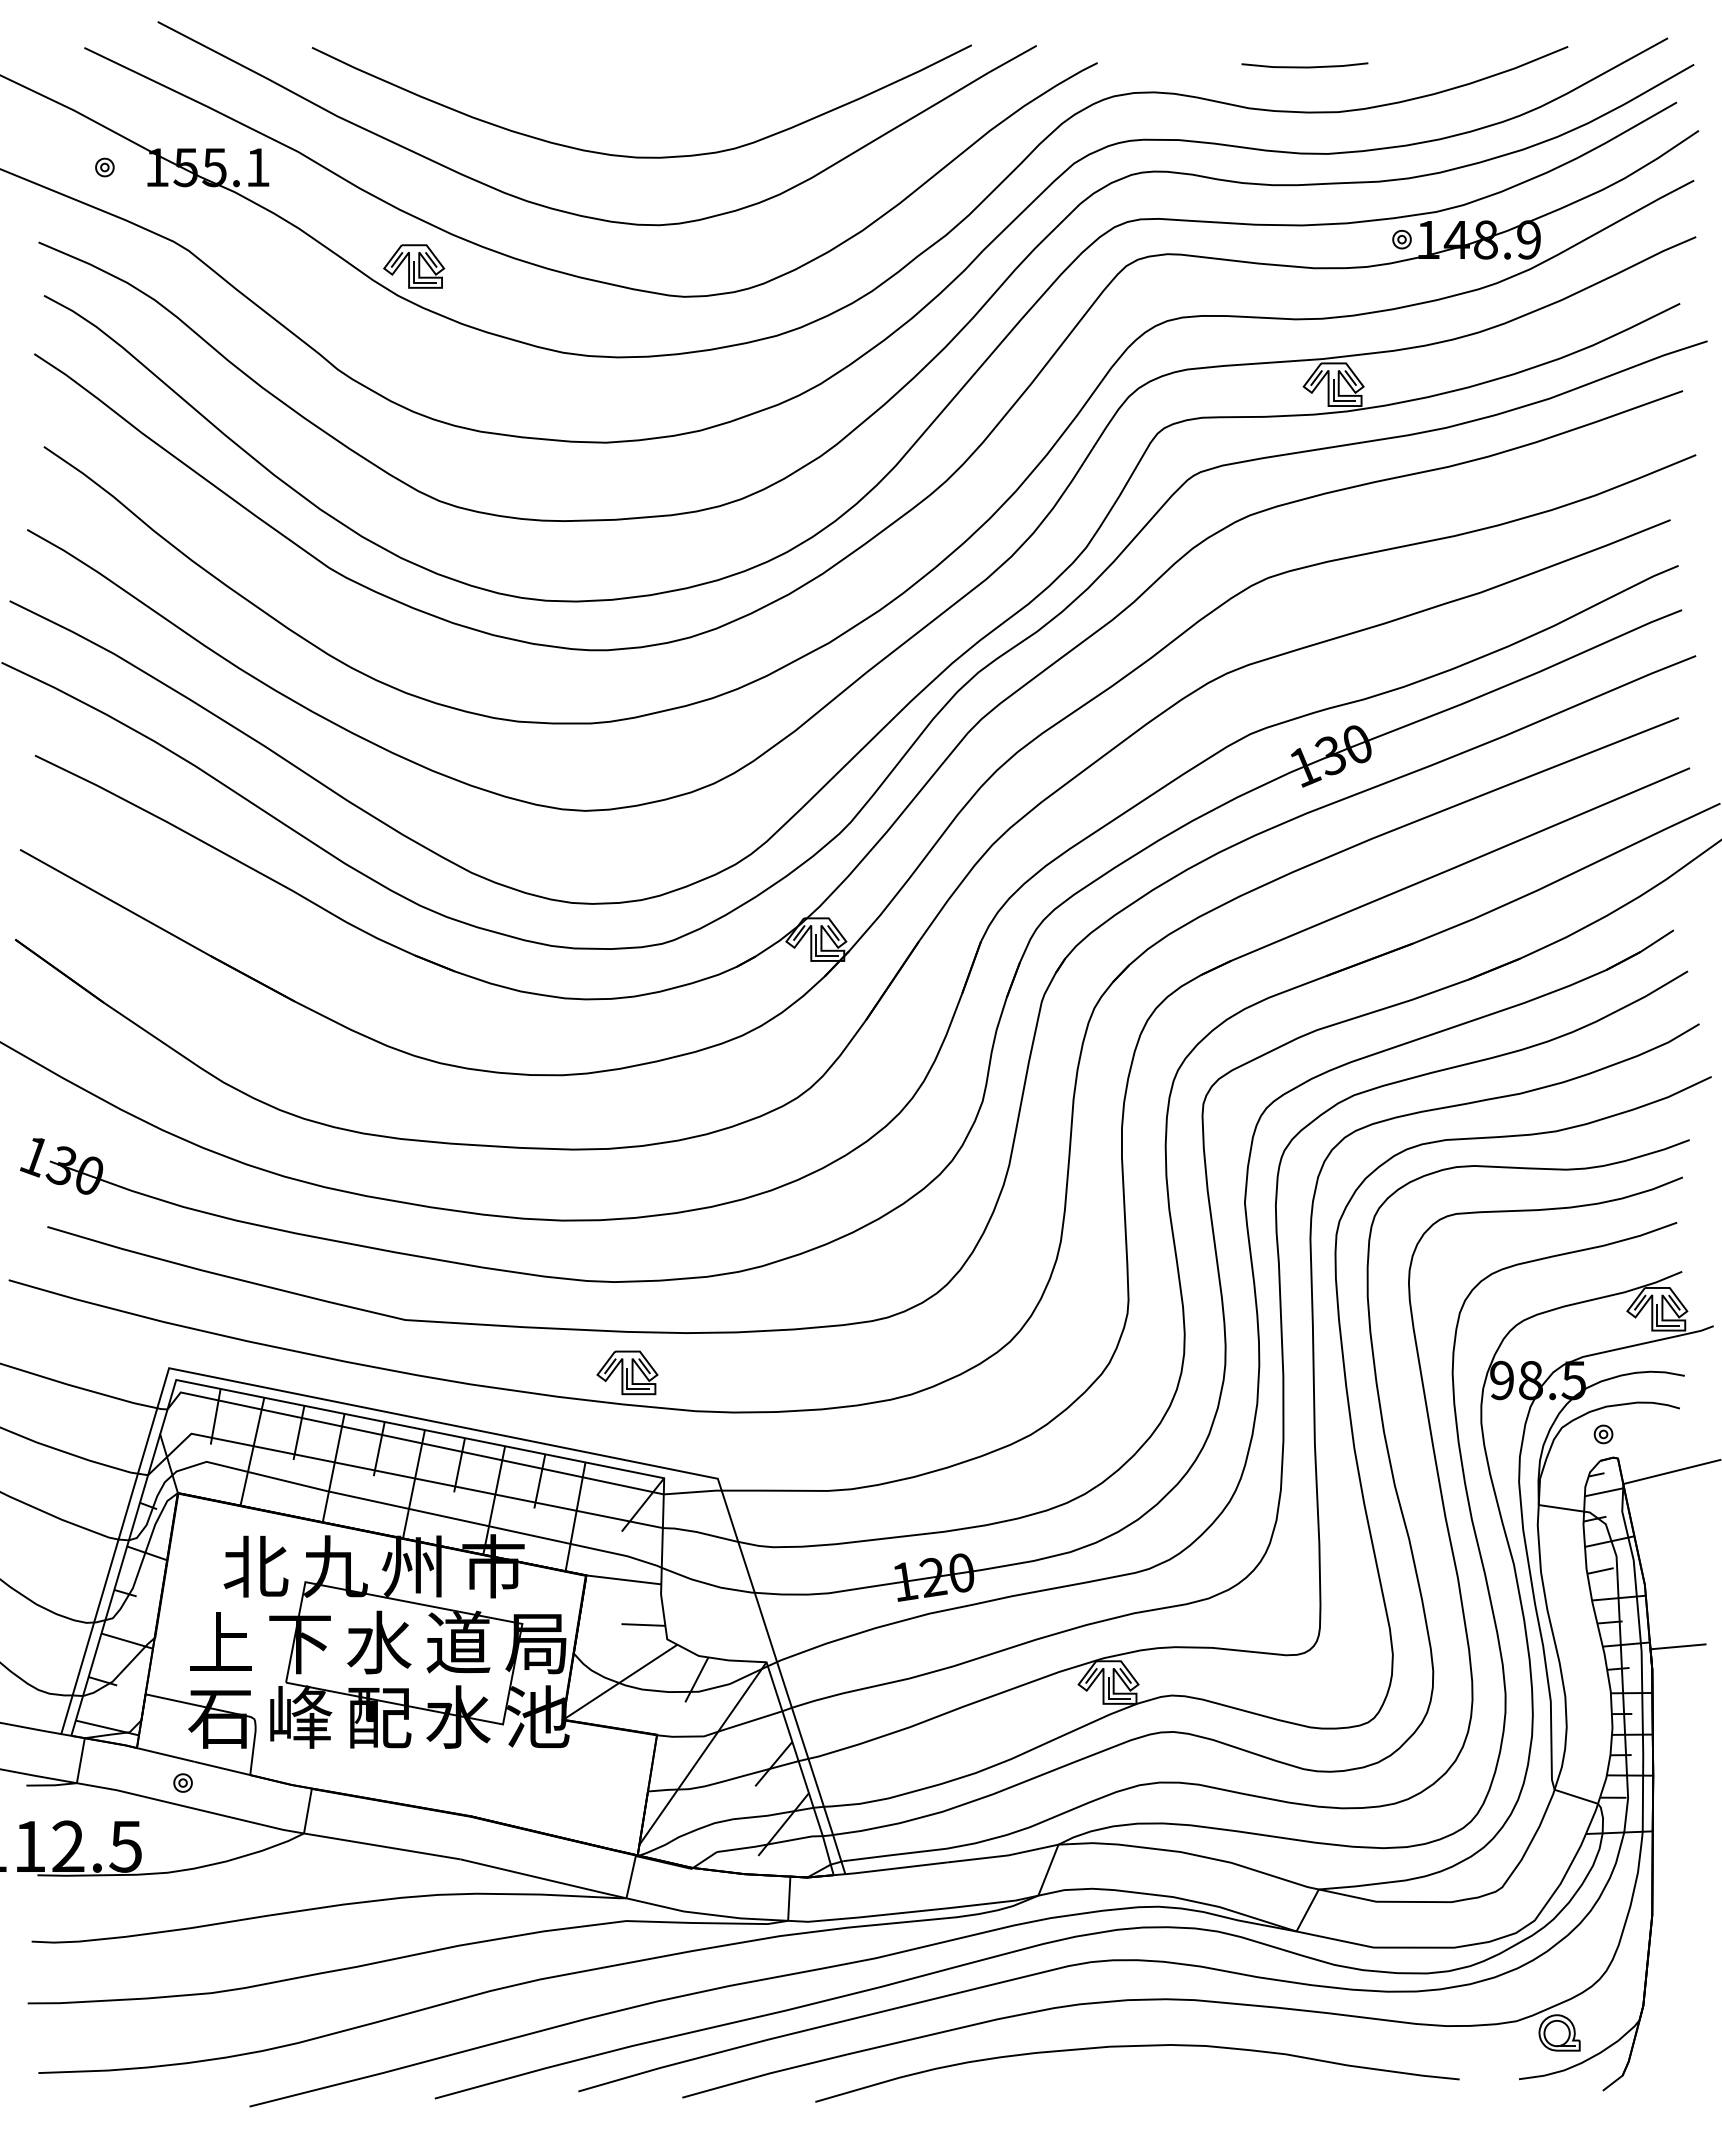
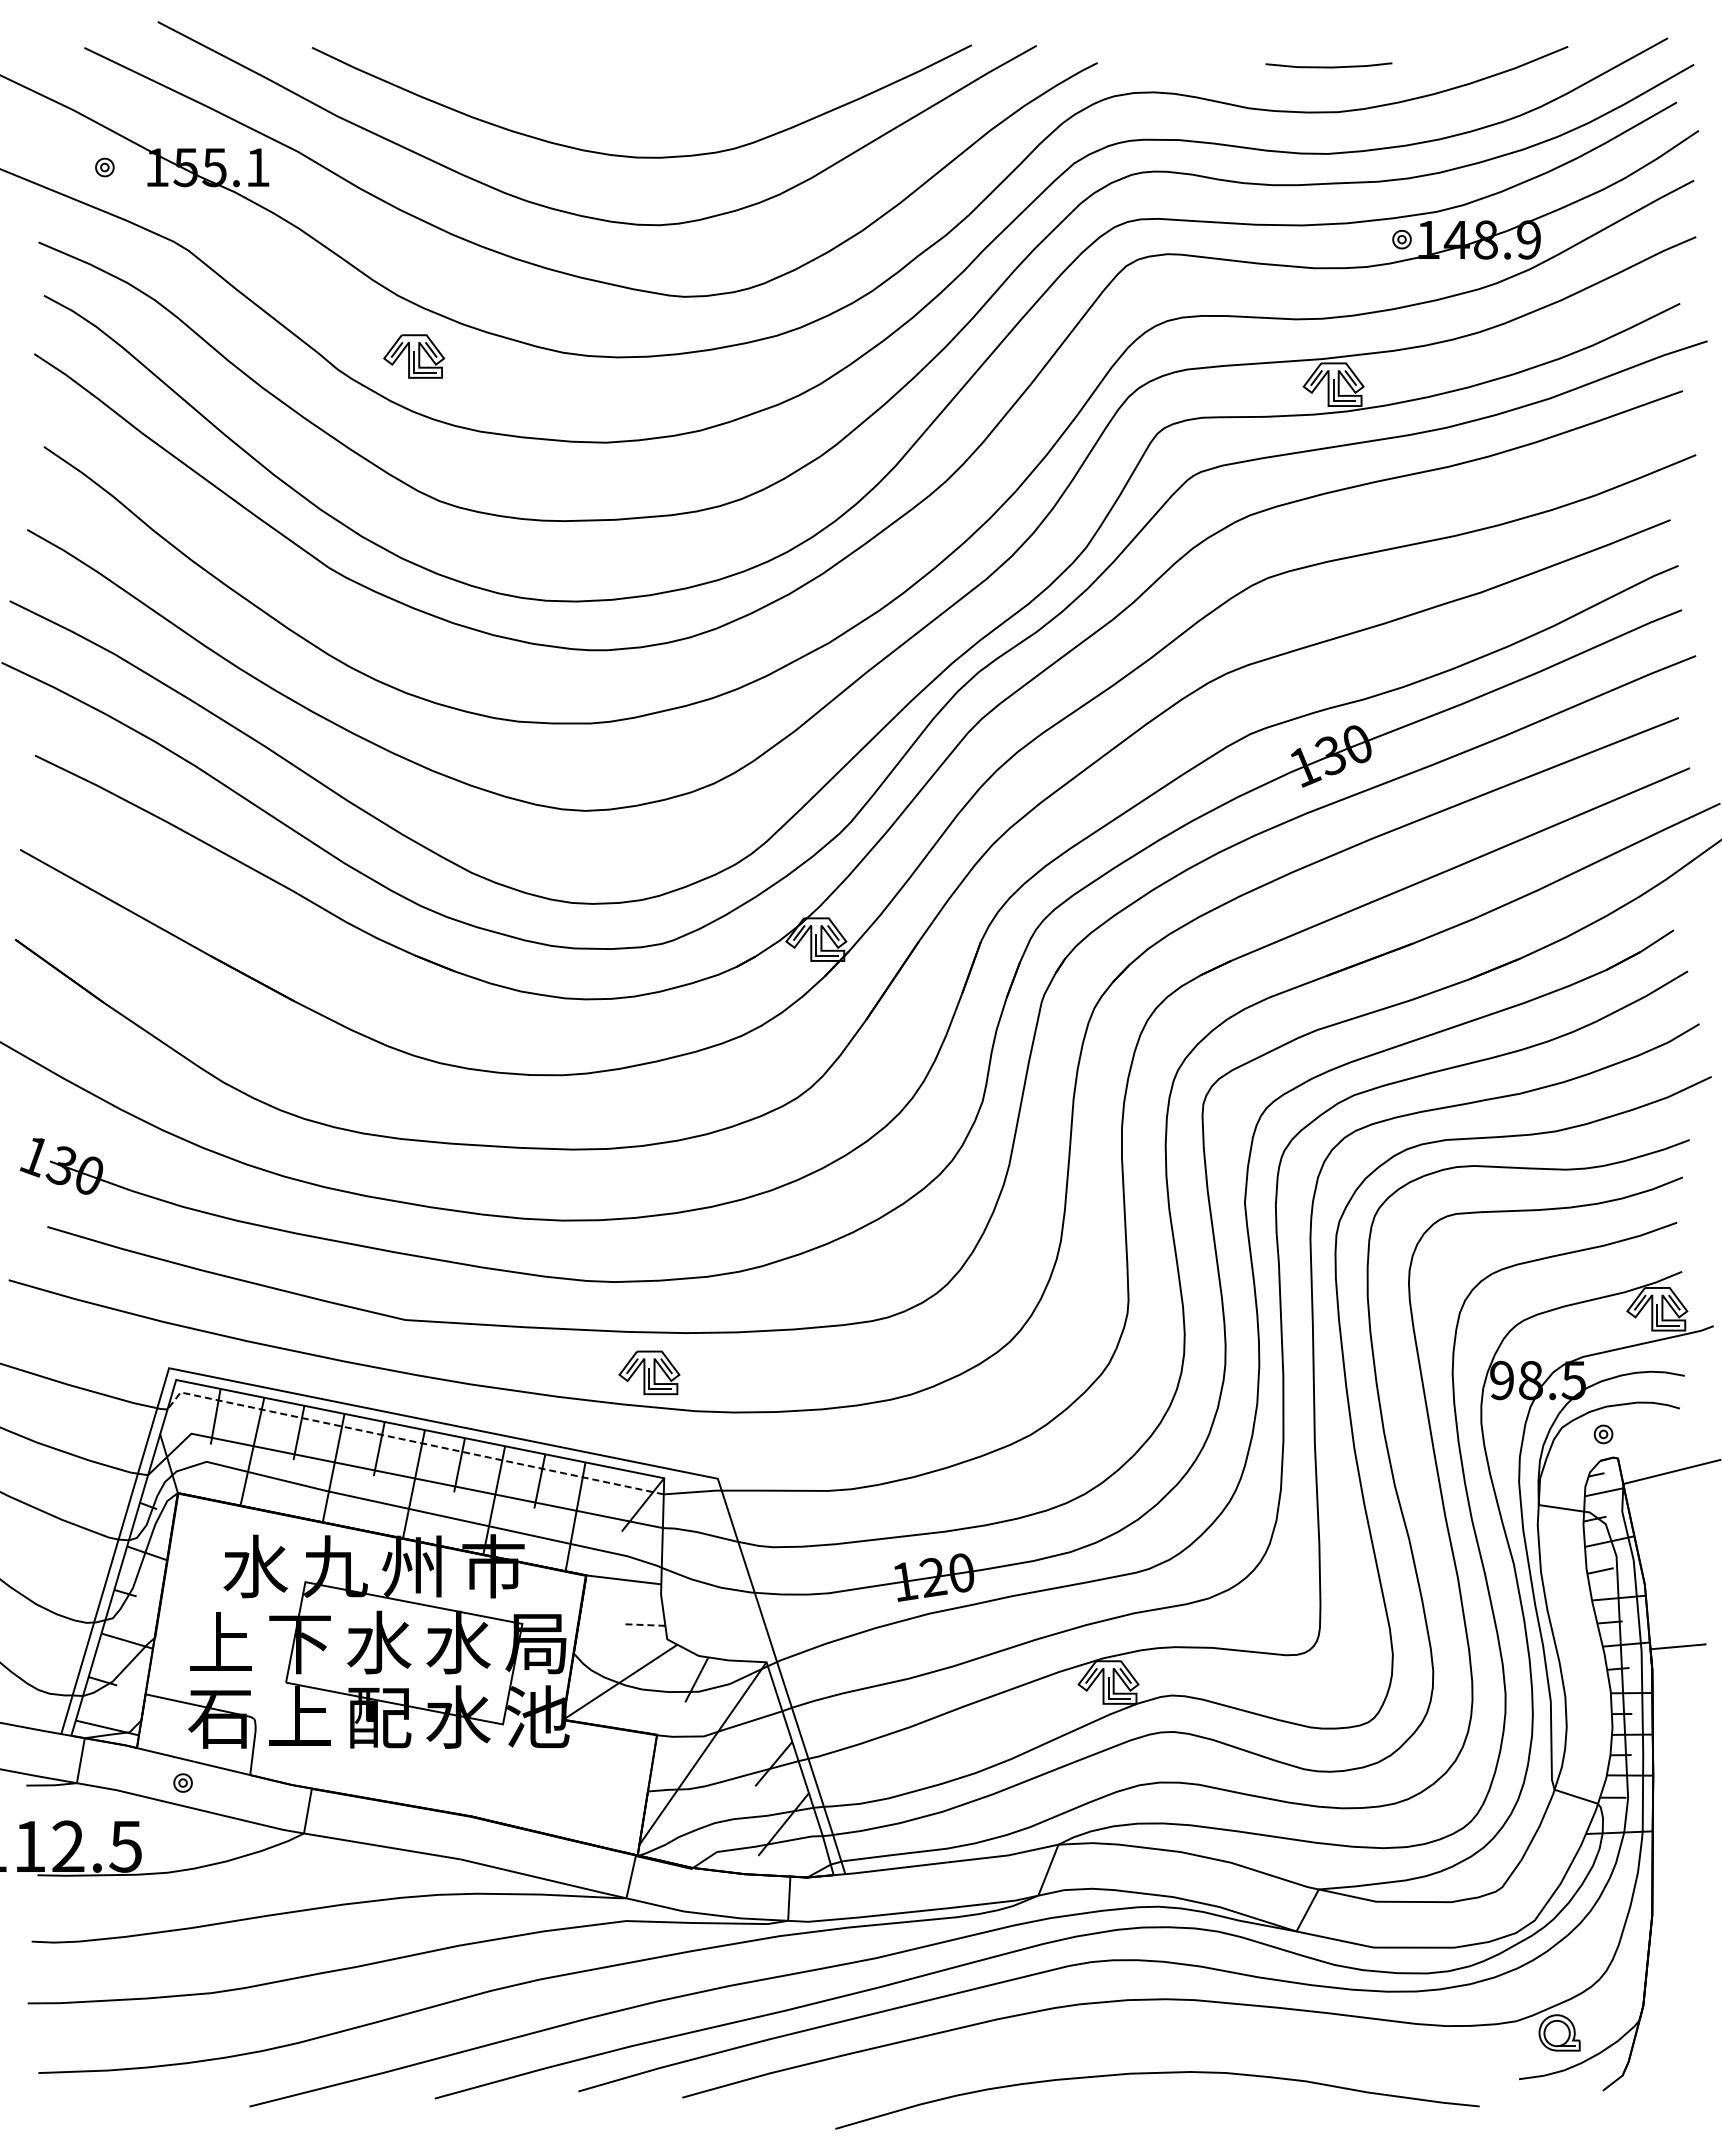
line position: (1304, 66) -> (1328, 66) (1328, 66)
part position: (414, 266) -> (414, 356) (414, 356)
part position: (627, 1372) -> (649, 1372) (649, 1372)
line: solid -> dashed (410, 1440)
text: 北 -> 水 (255, 1566)
line: solid -> dashed (643, 1624)
text: 道 -> 水 (458, 1642)
text: 峰 -> 上 (300, 1716)
curve position: (1137, 2046) -> (1157, 2073) (1157, 2073)
